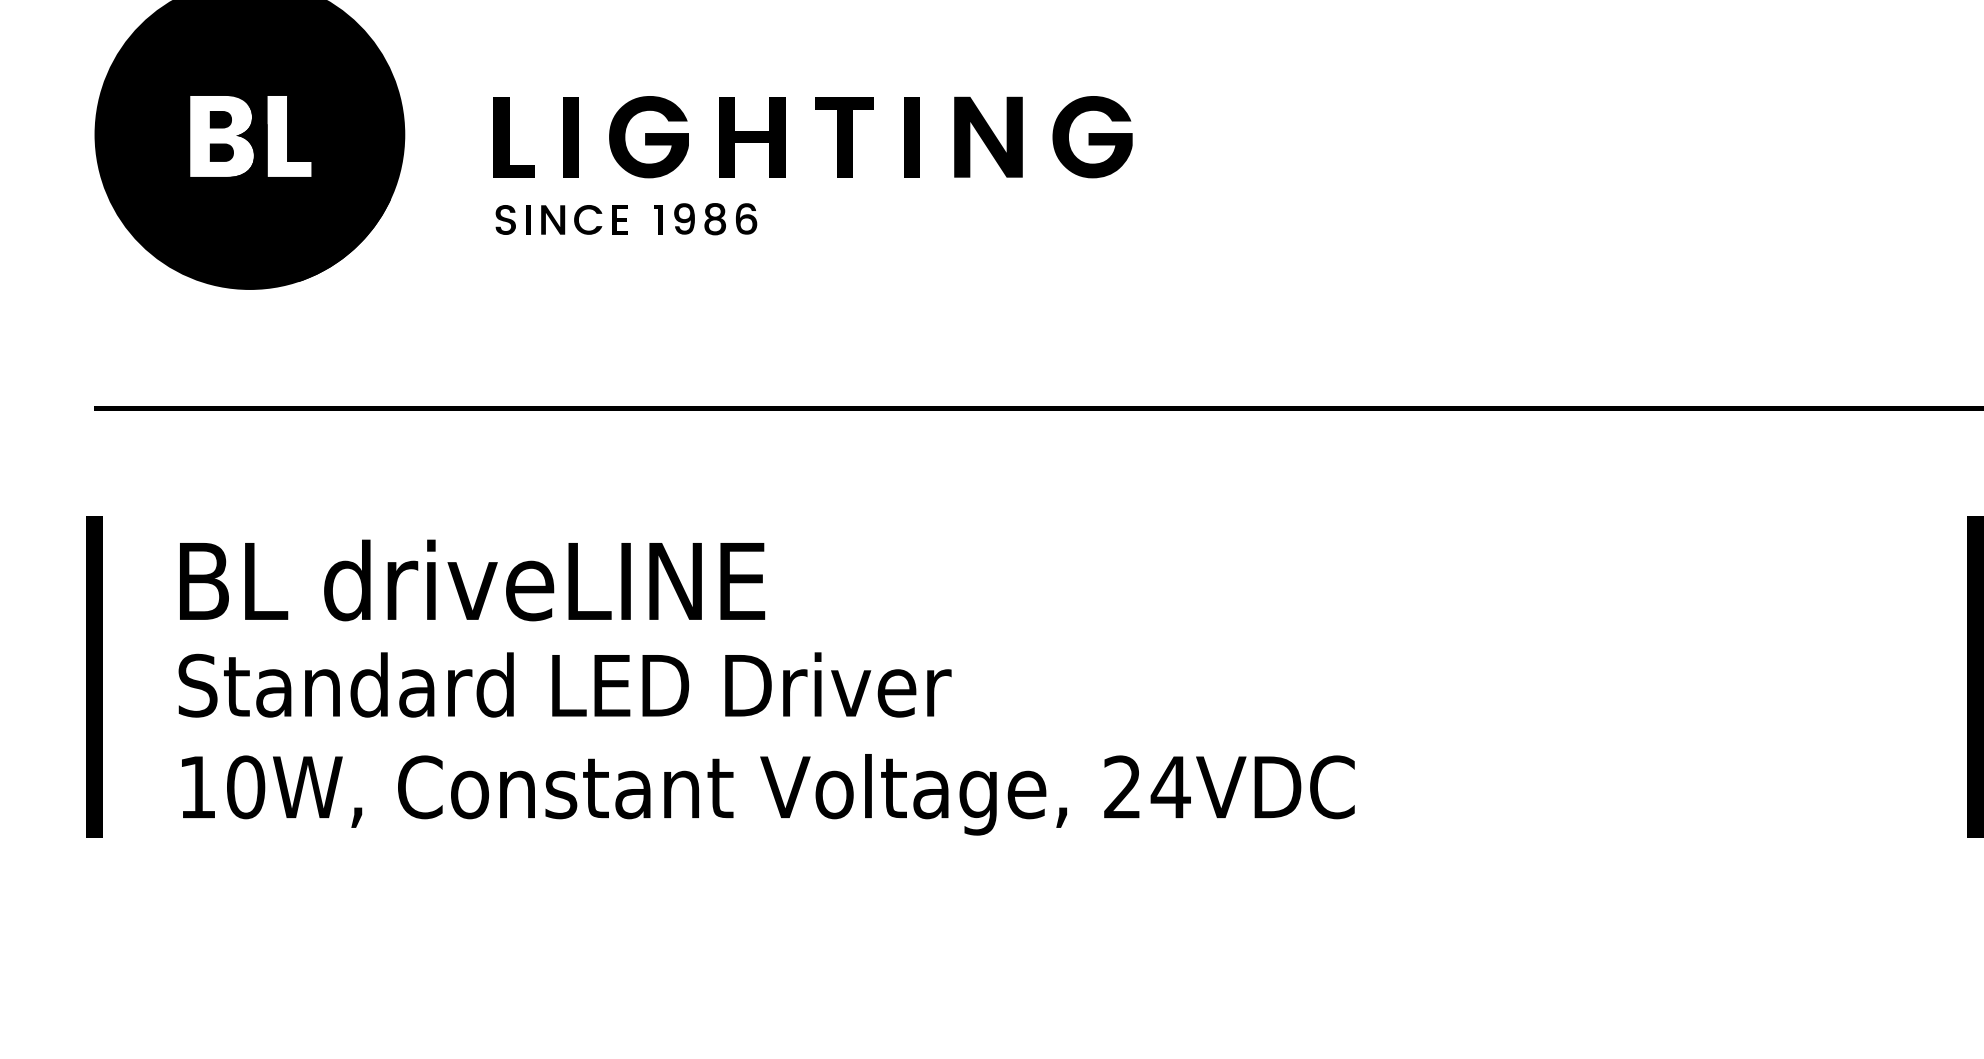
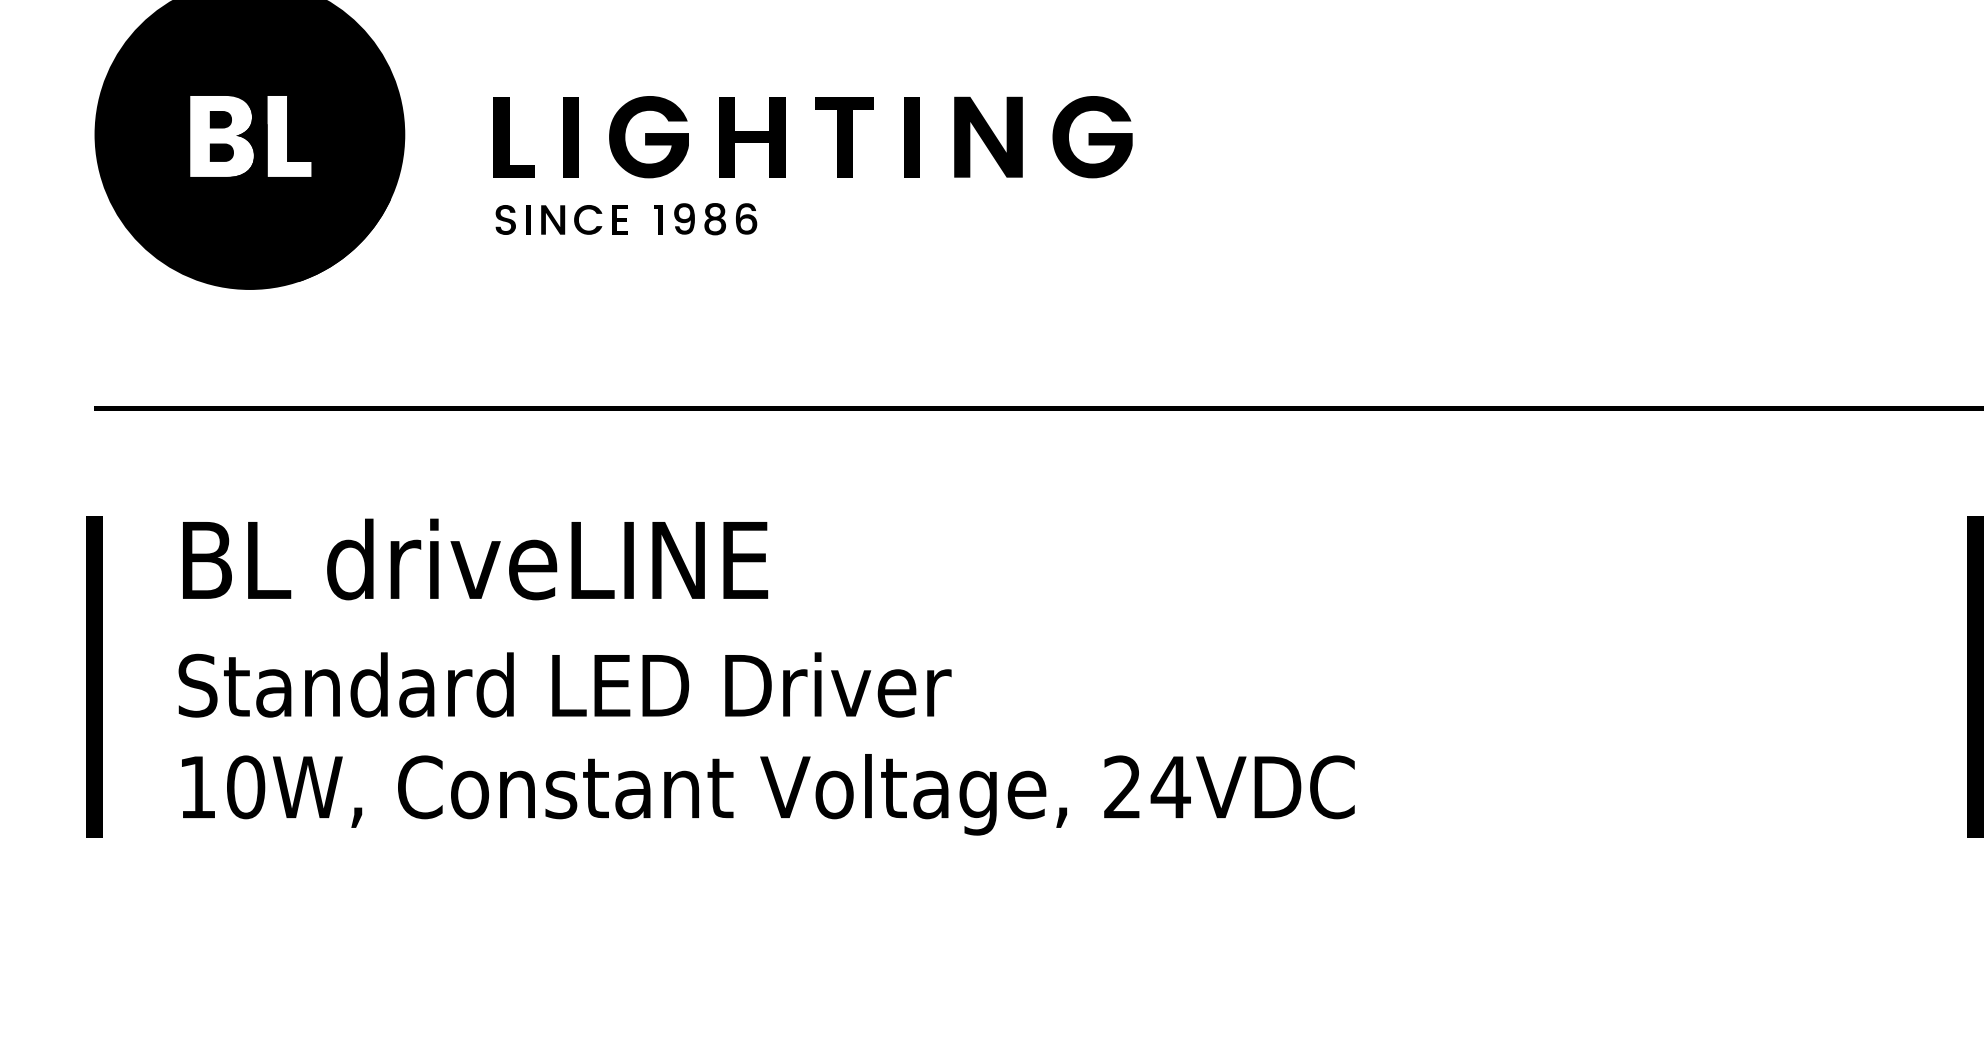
text position: (472, 580) -> (475, 559) (475, 559)
